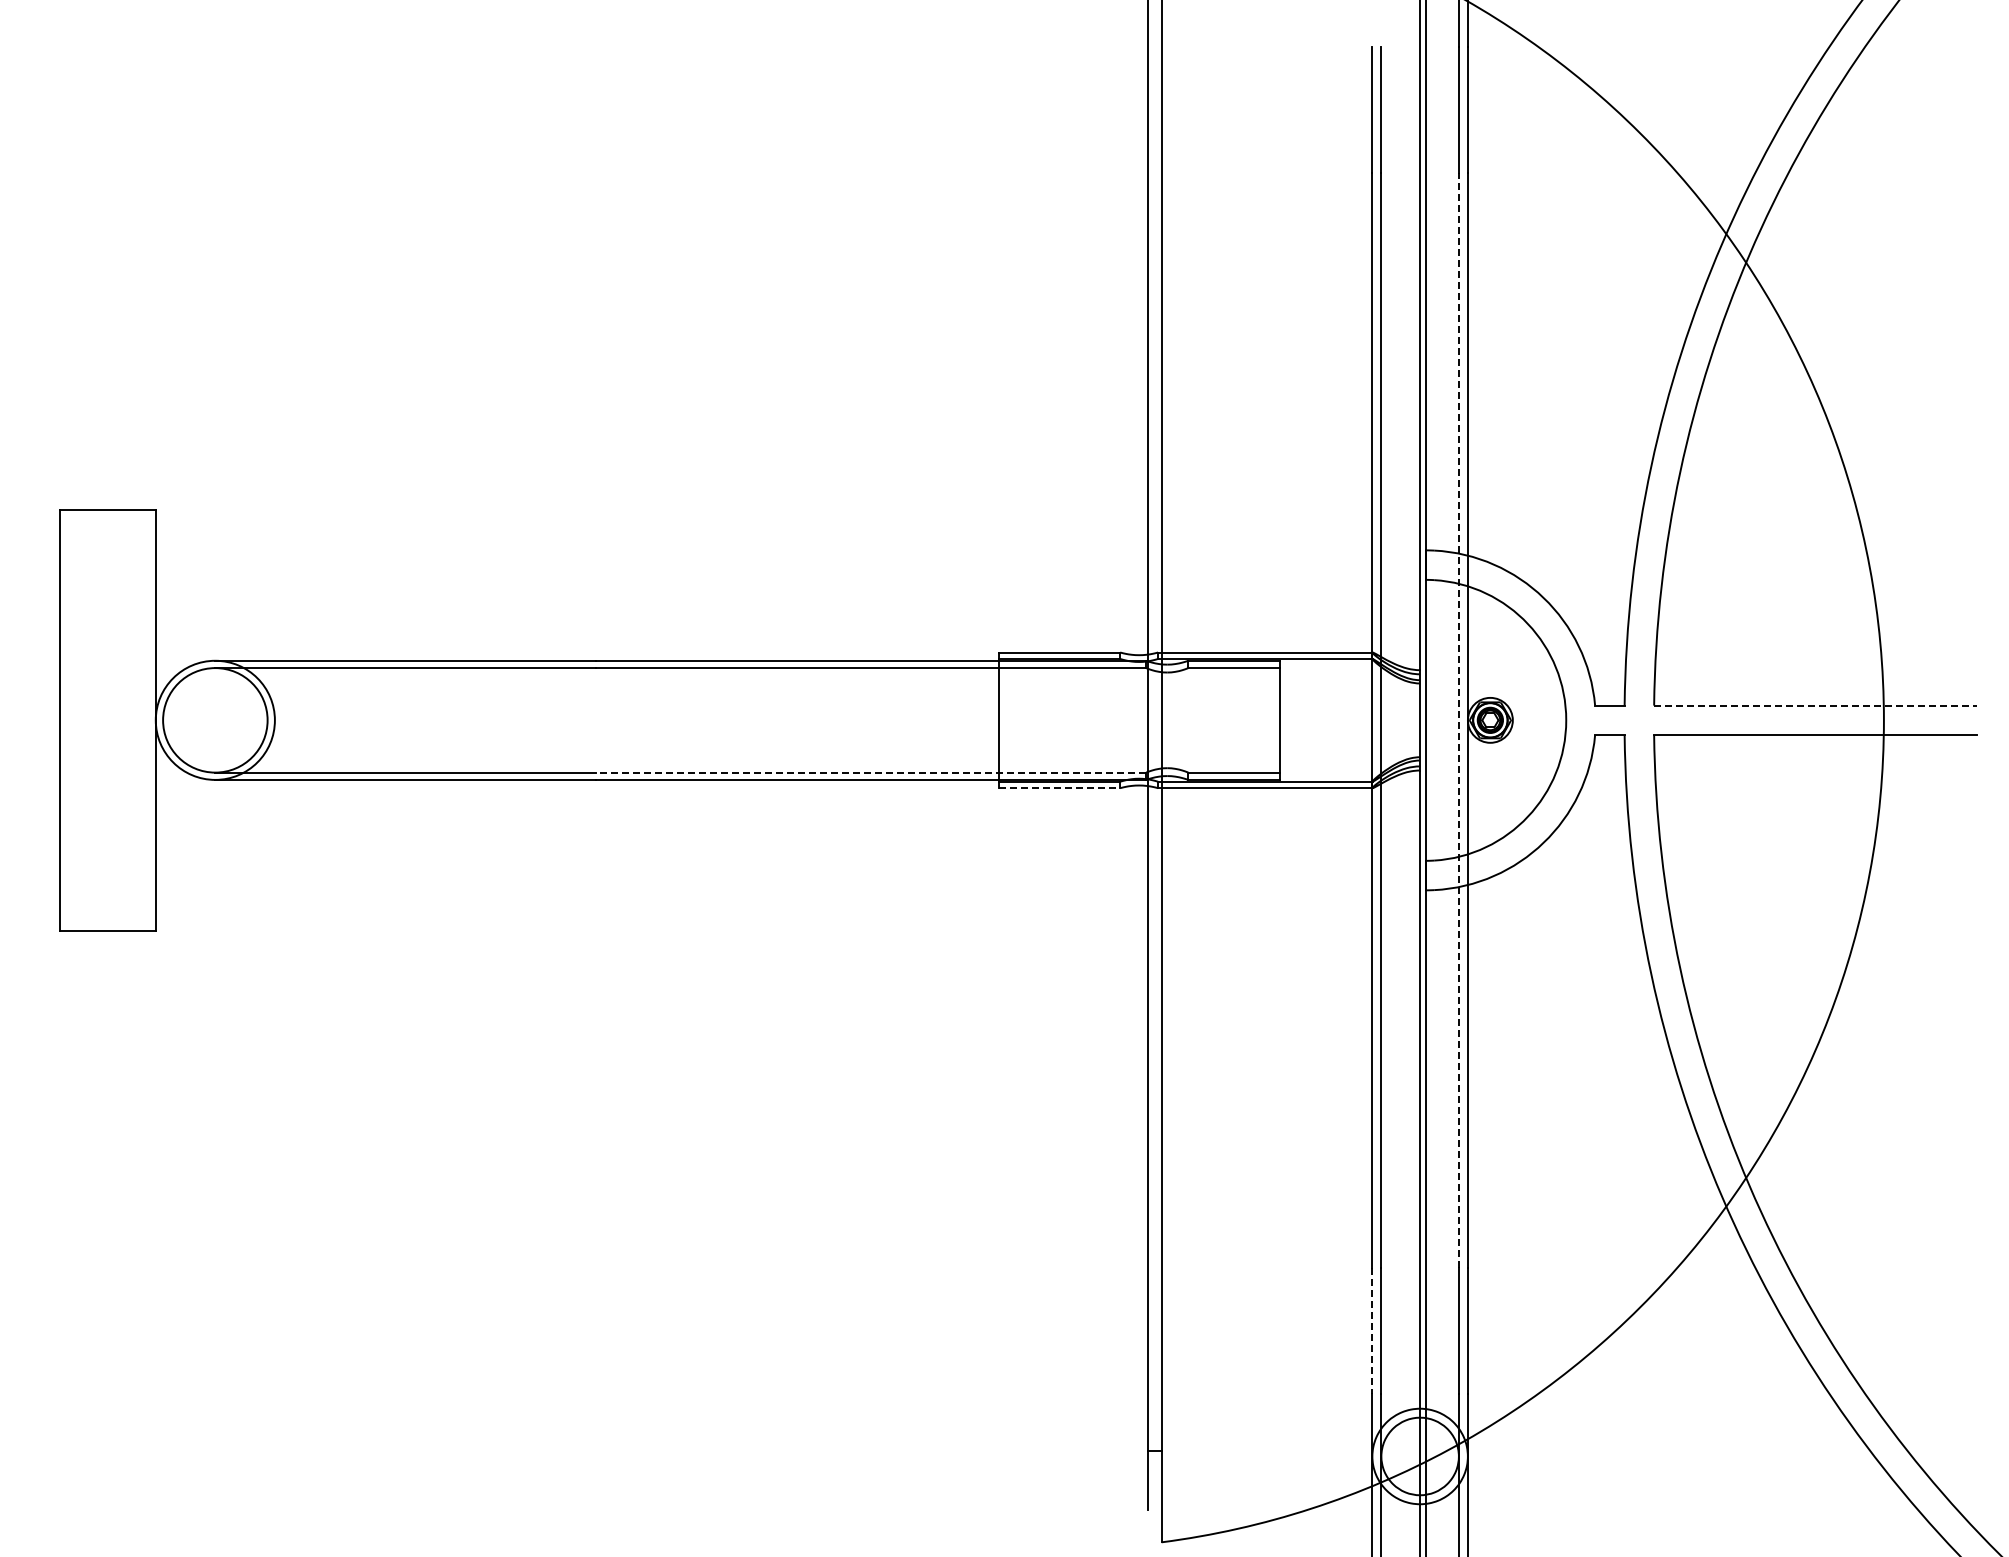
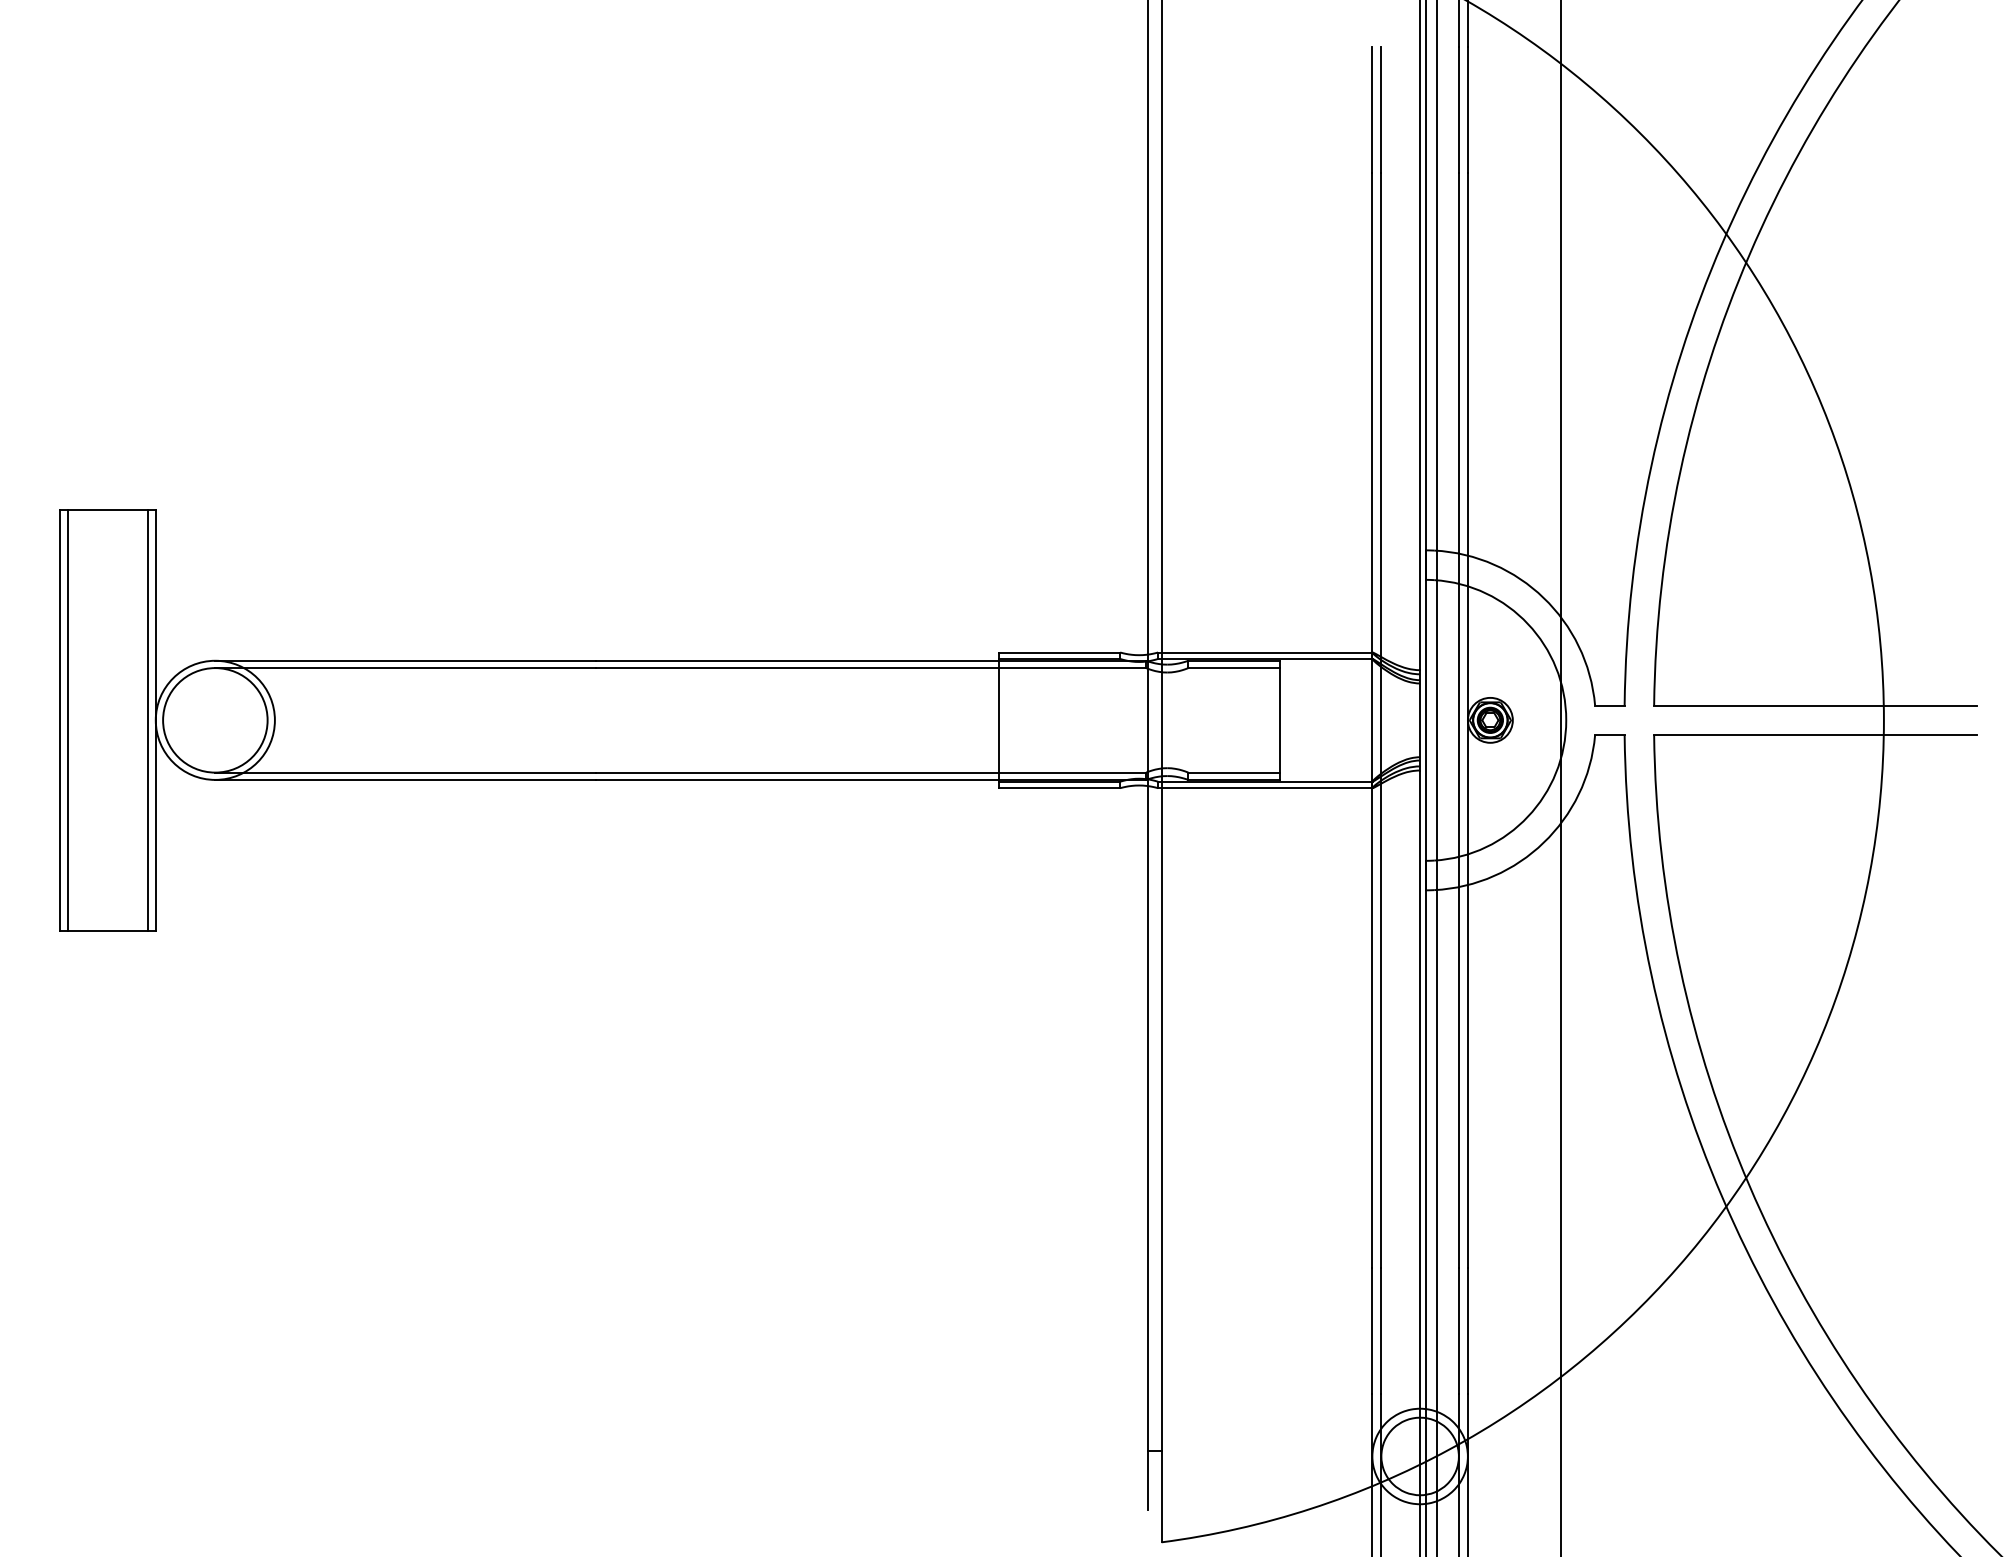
line: dashed -> solid (1815, 705)
line: none -> present (67, 720)
line: none -> present (148, 720)
line: dashed -> solid (1458, 720)
line: dashed -> solid (870, 772)
line: none -> present (1437, 777)
line: none -> present (1560, 777)
line: dashed -> solid (1059, 788)
line: dashed -> solid (1372, 1331)
